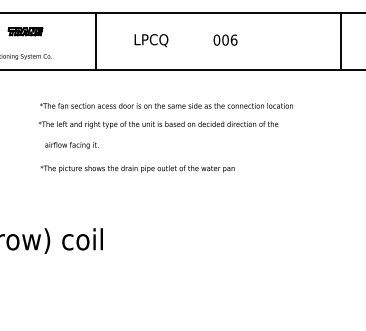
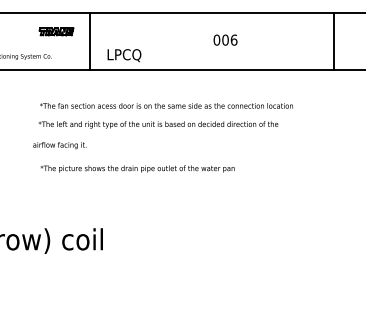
part position: (25, 31) -> (56, 31) (56, 31)
text position: (151, 40) -> (124, 55) (124, 55)
line position: (95, 41) -> (89, 41) (89, 41)
line position: (341, 41) -> (334, 41) (334, 41)
text position: (71, 145) -> (59, 145) (59, 145)
